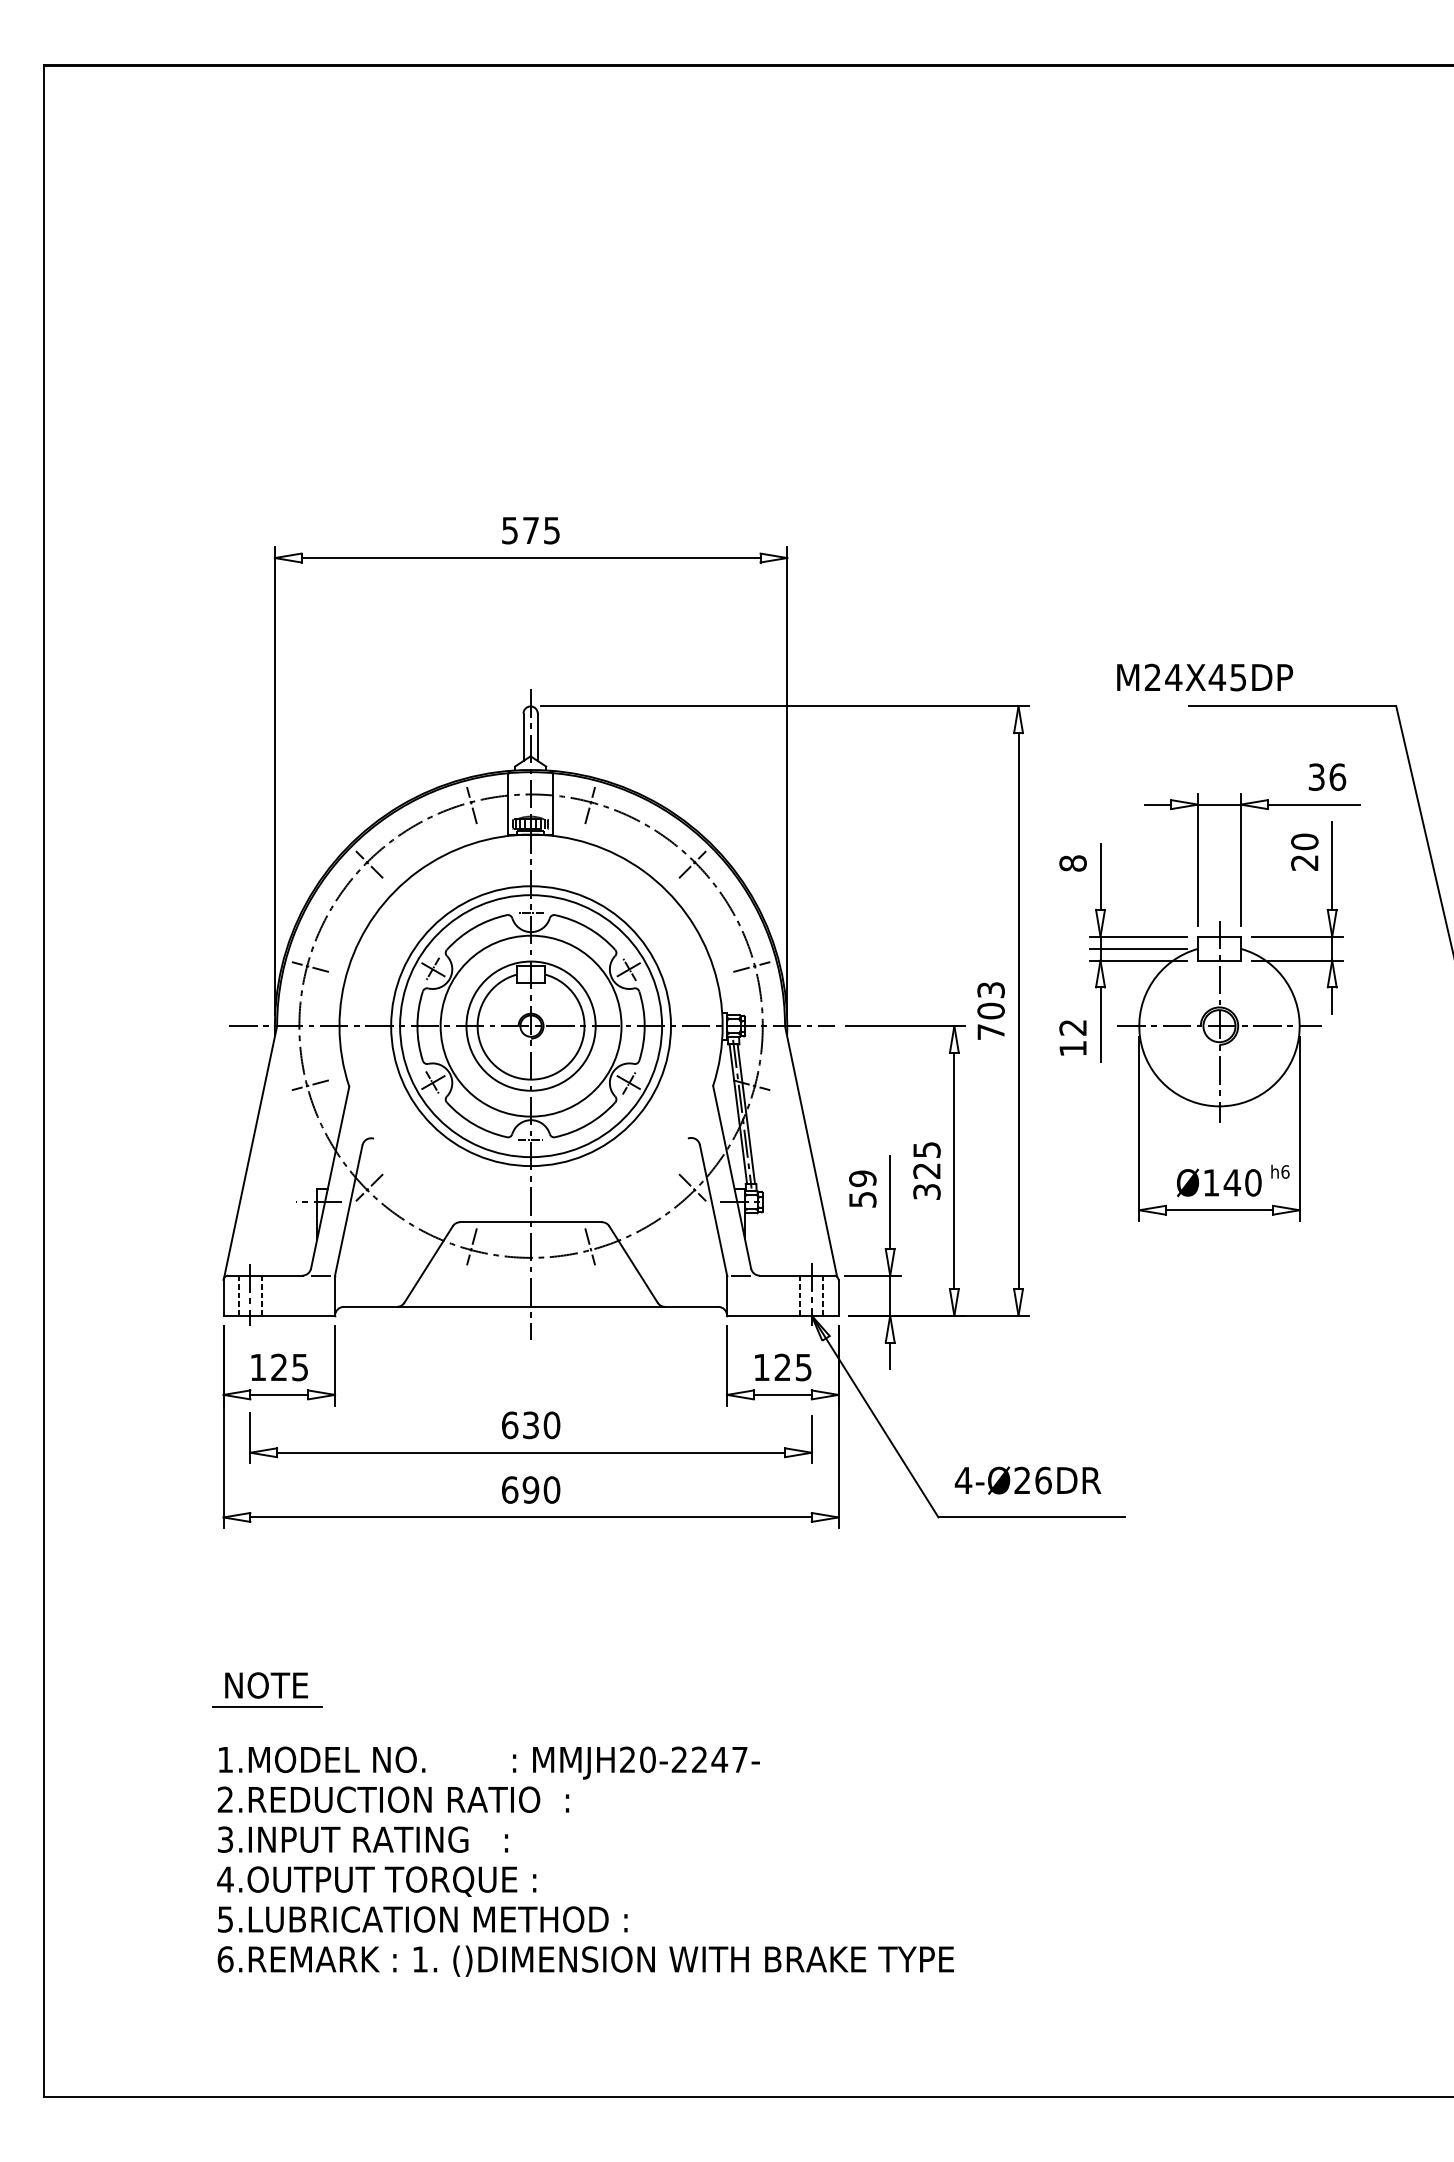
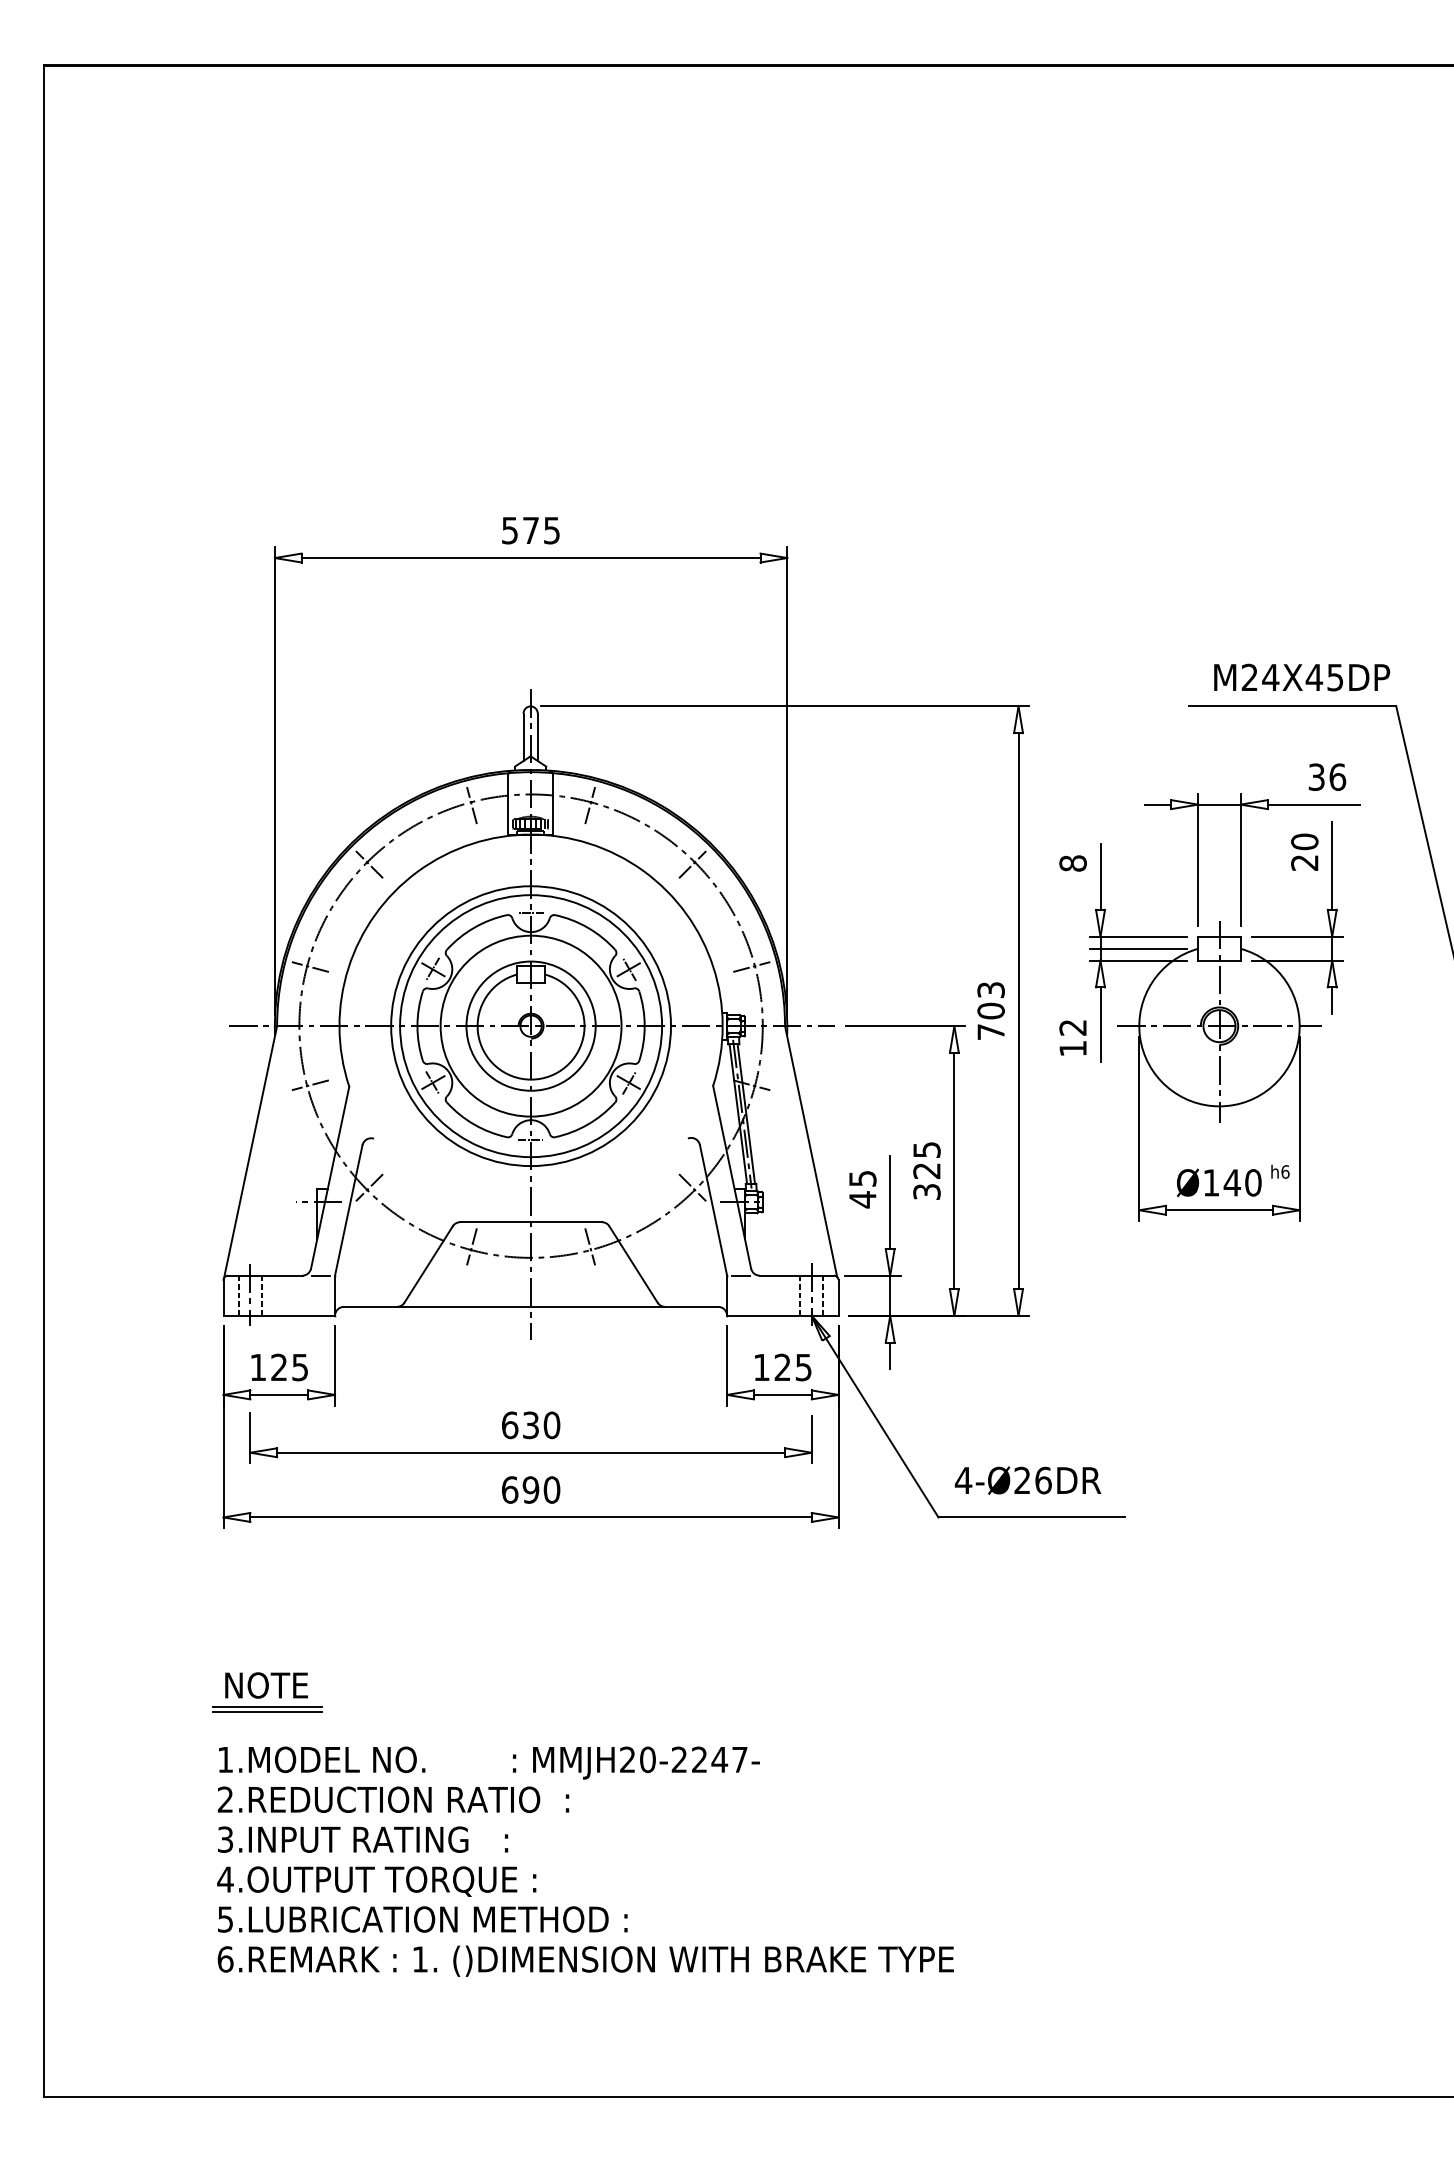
text position: (1205, 677) -> (1302, 677) (1302, 677)
text: 59 -> 45 (862, 1189)
line: none -> present (267, 1712)
